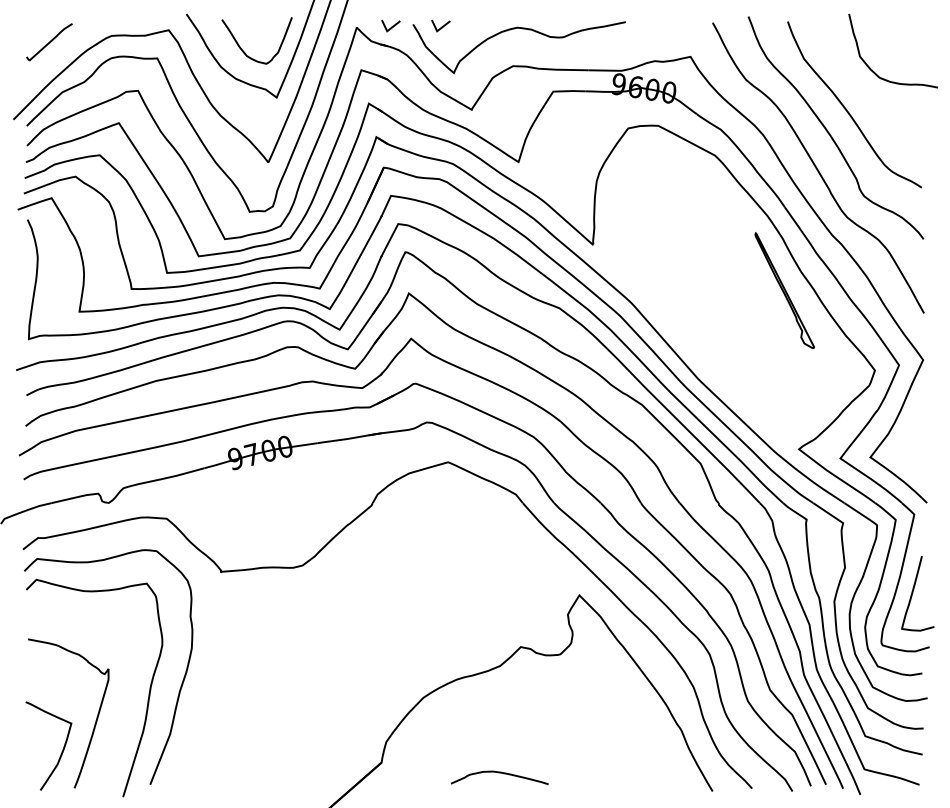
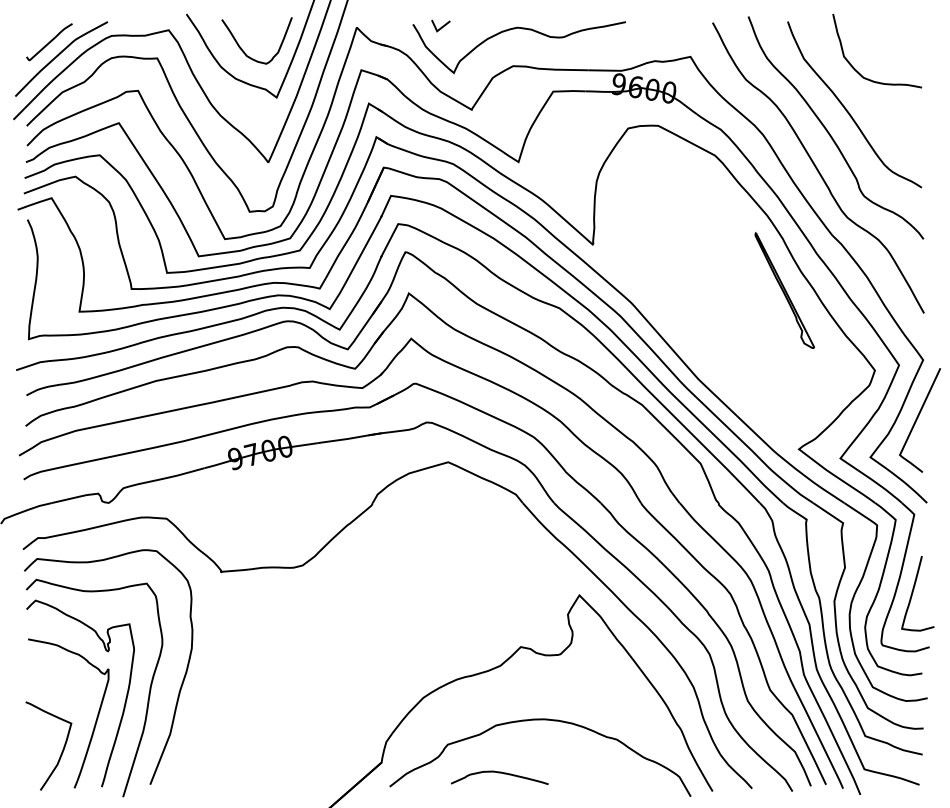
line: present -> none (391, 26)
curve: none -> present (59, 55)
curve position: (873, 70) -> (857, 70) (857, 70)
curve: none -> present (918, 418)
curve: none -> present (124, 702)
curve: none -> present (540, 720)
